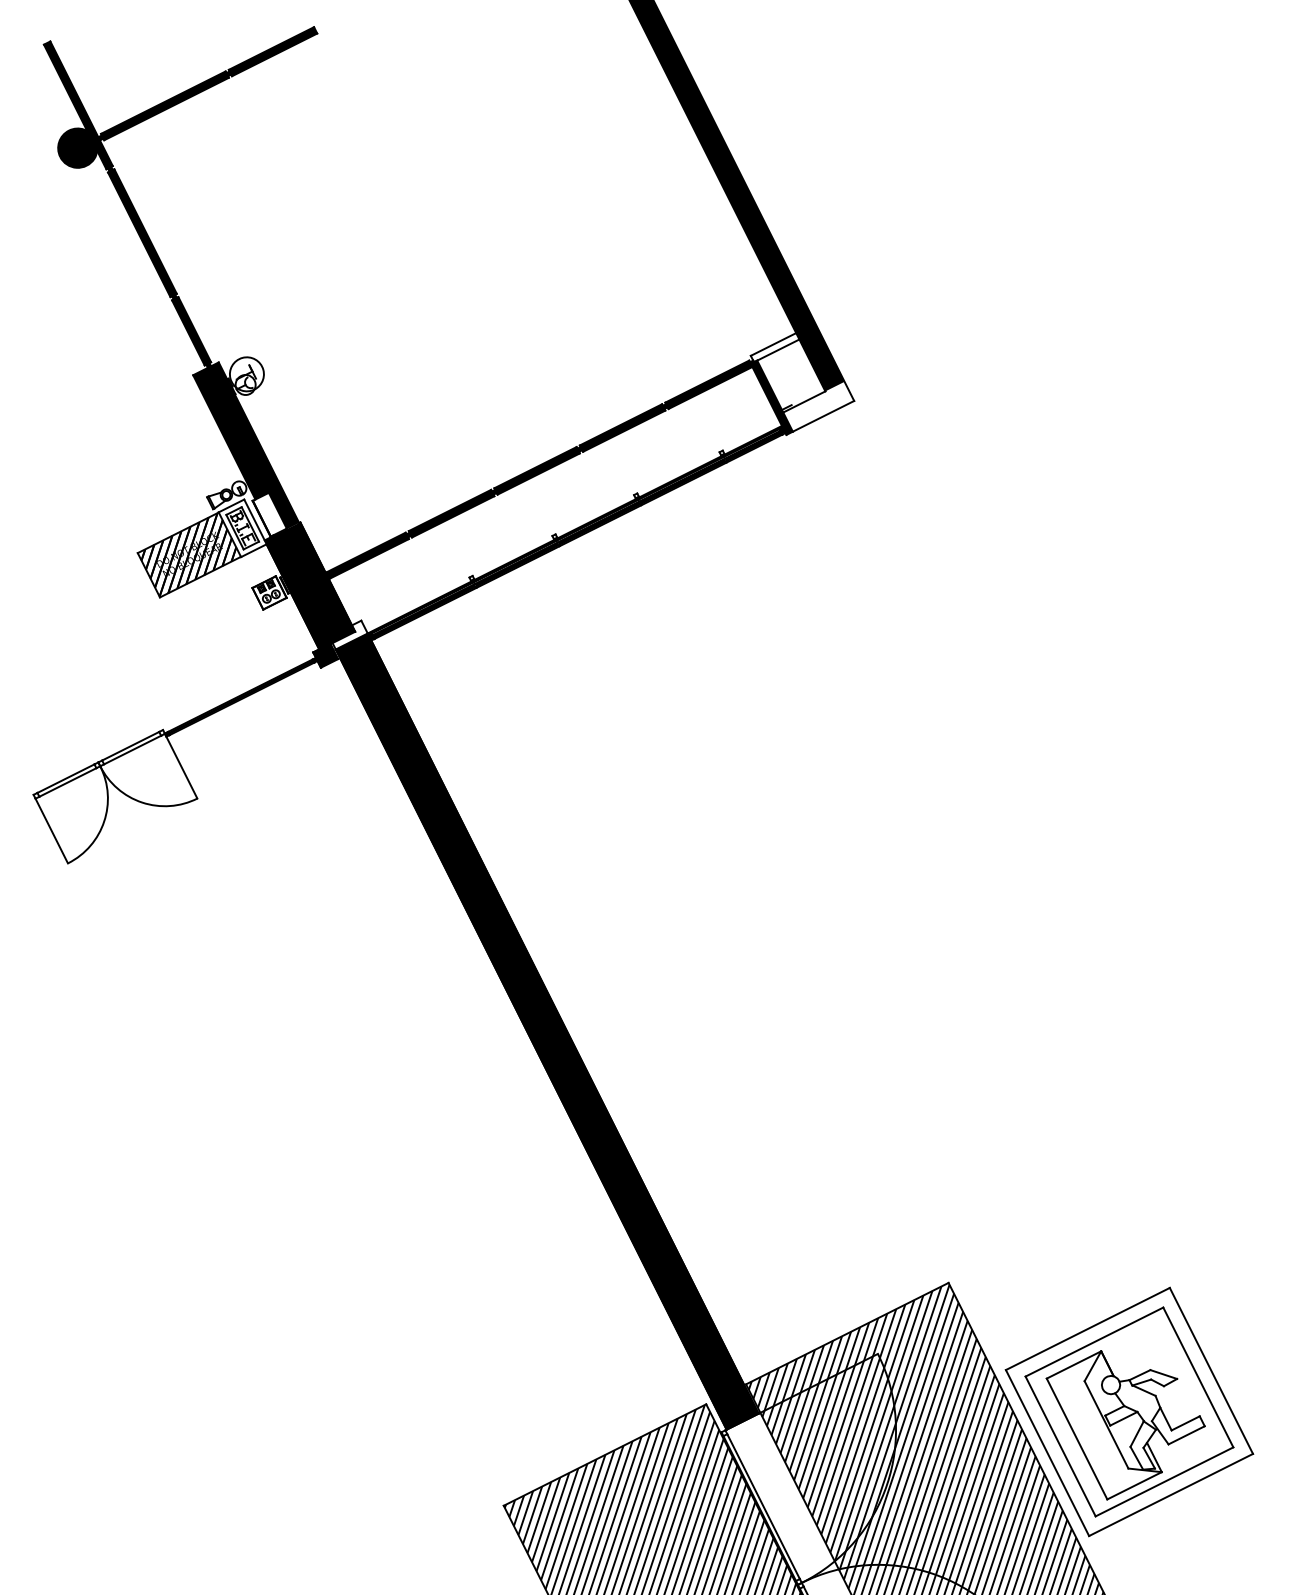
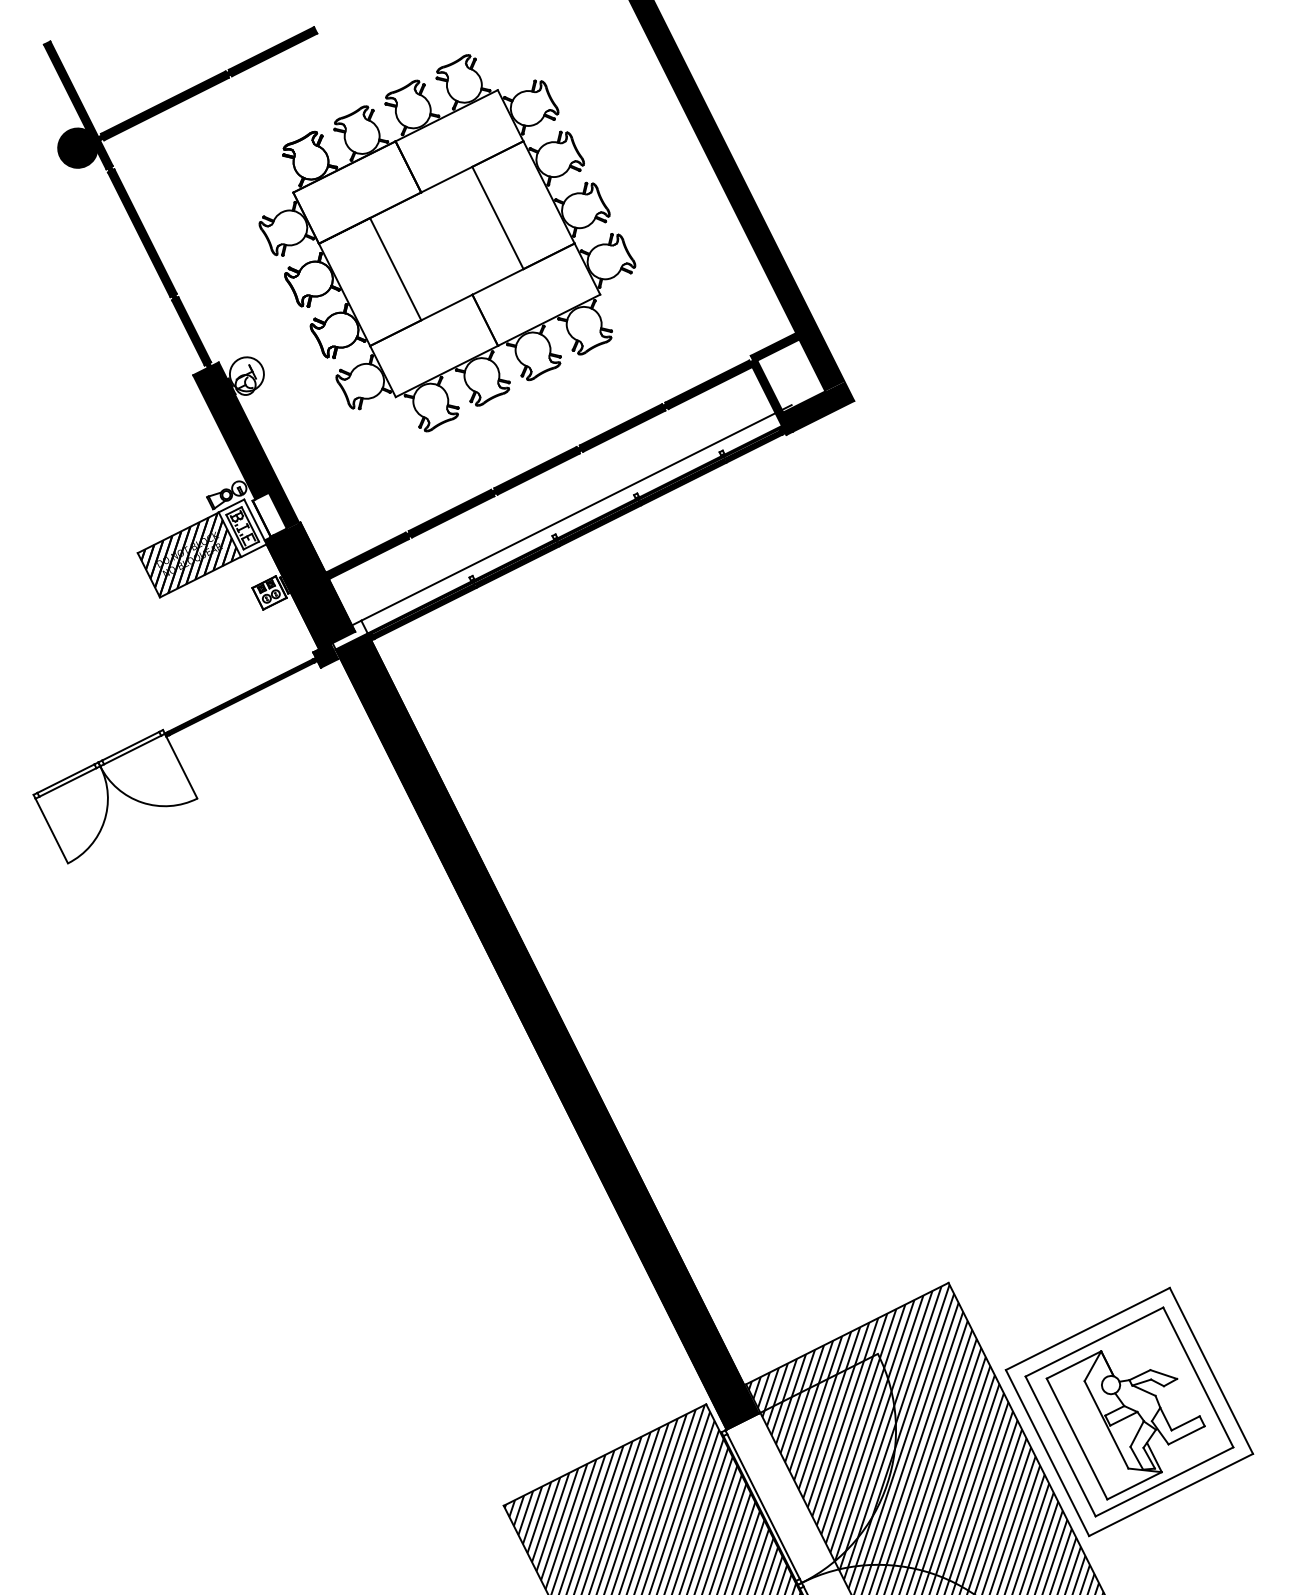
part: none -> present (447, 243)
fill: none -> present (774, 347)
fill: none -> present (818, 406)
line: none -> present (568, 516)
